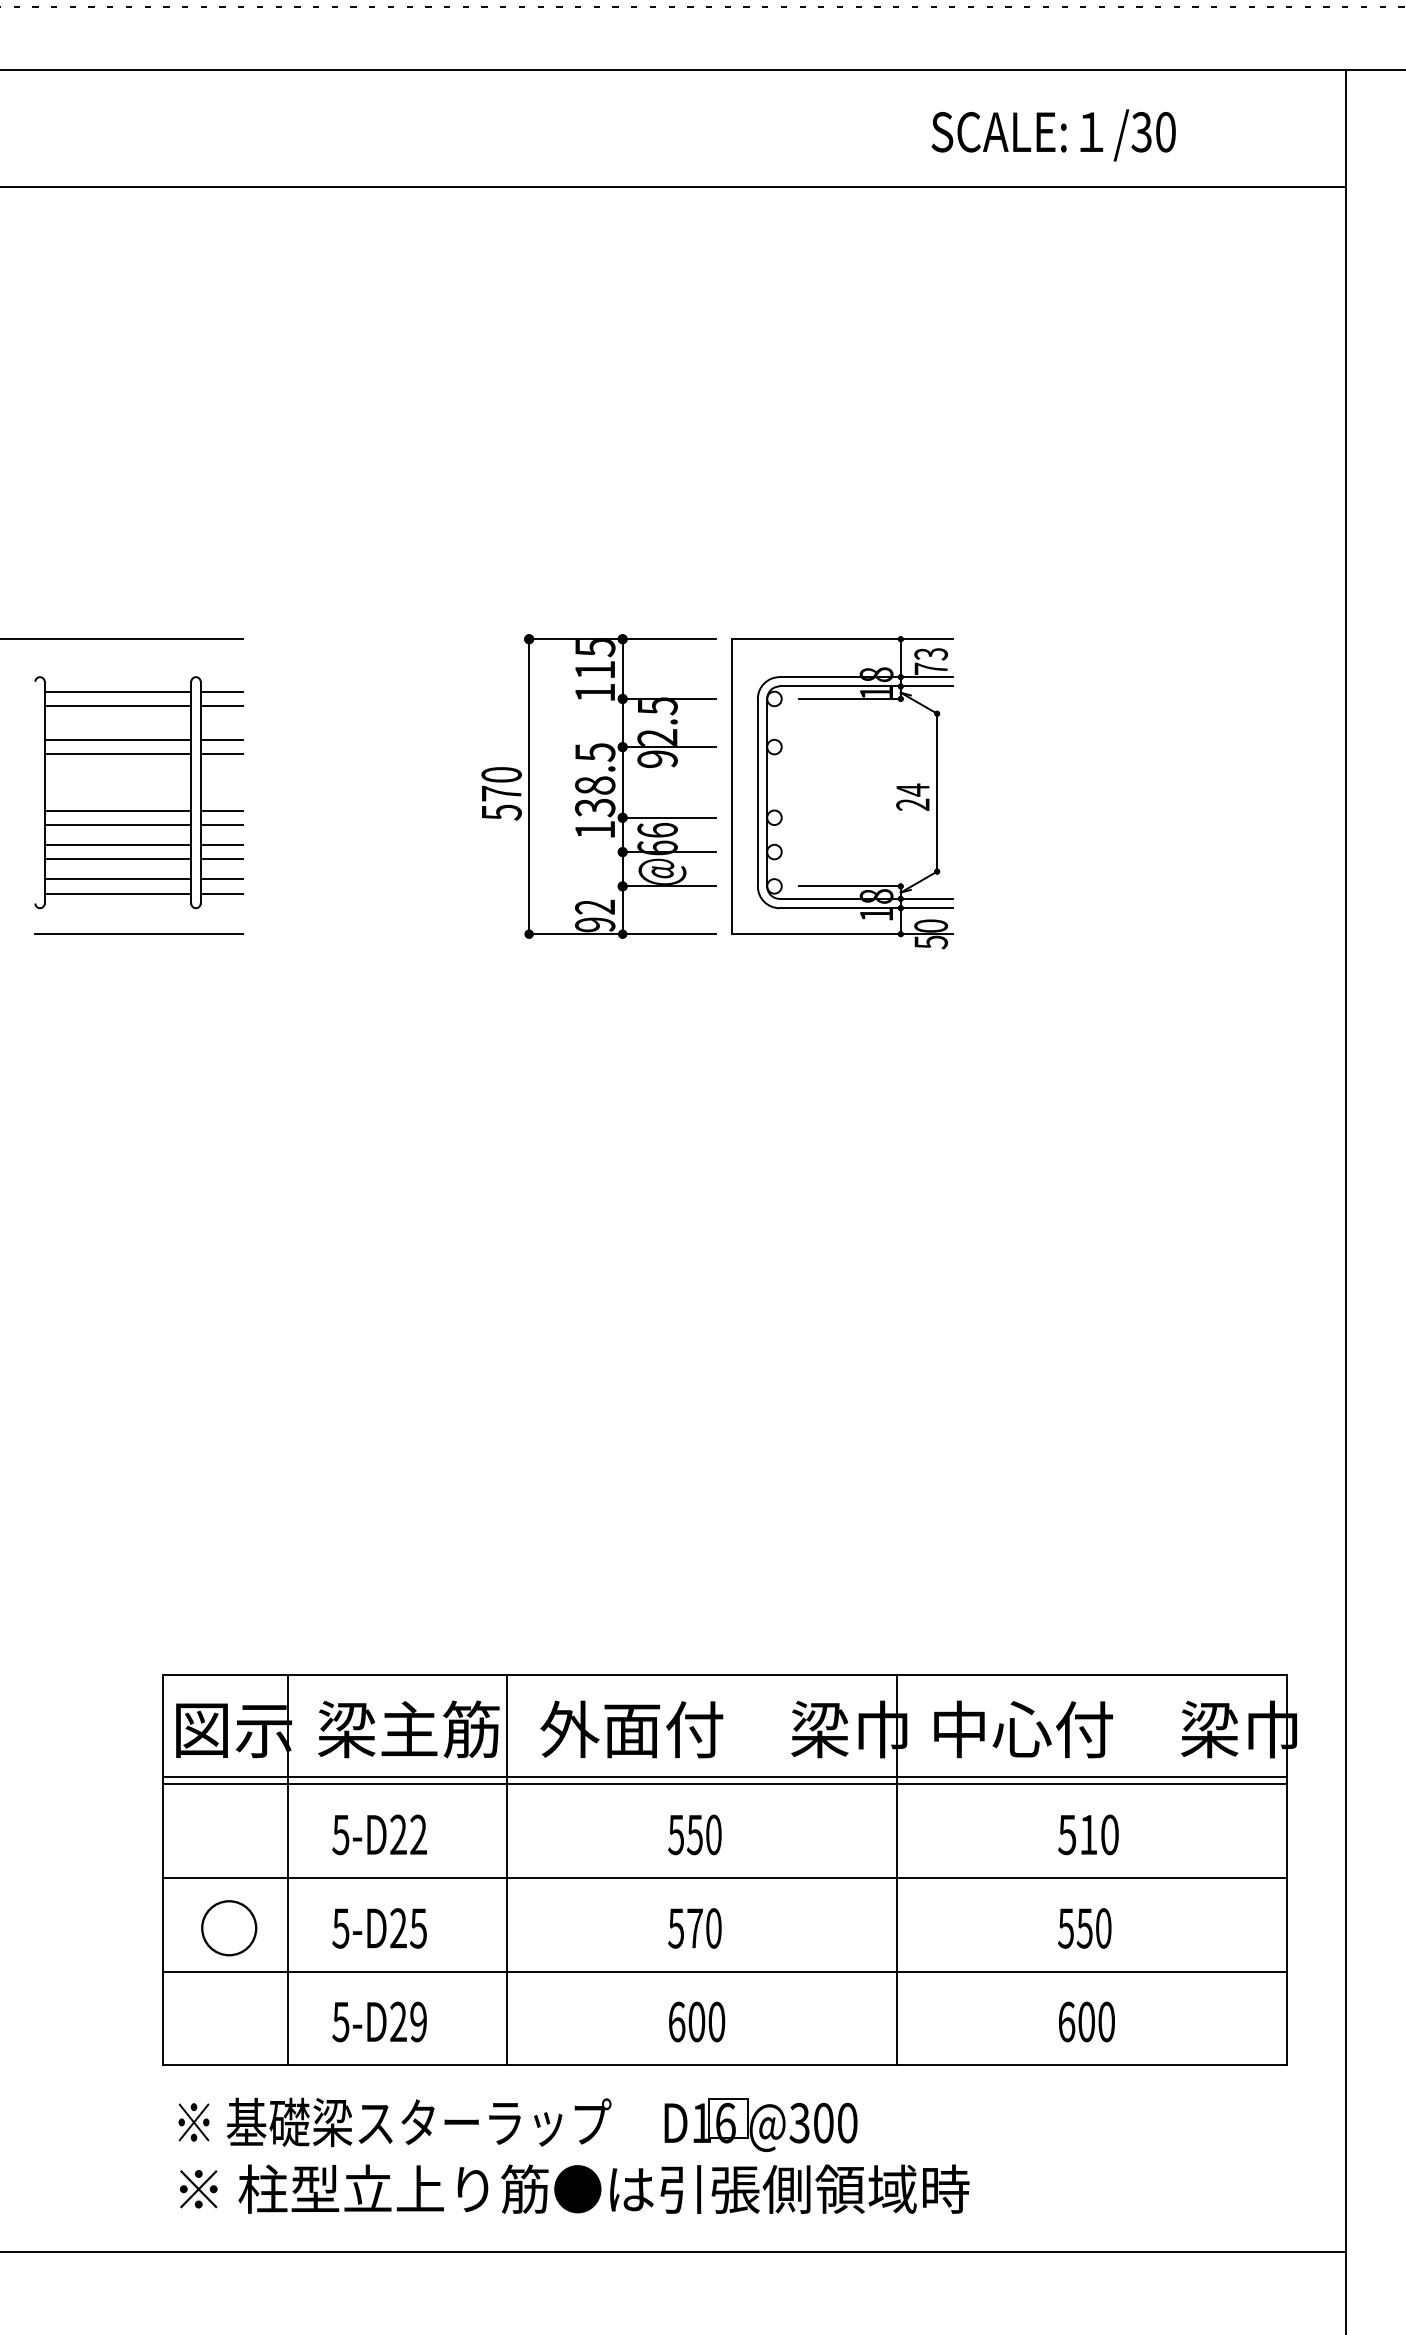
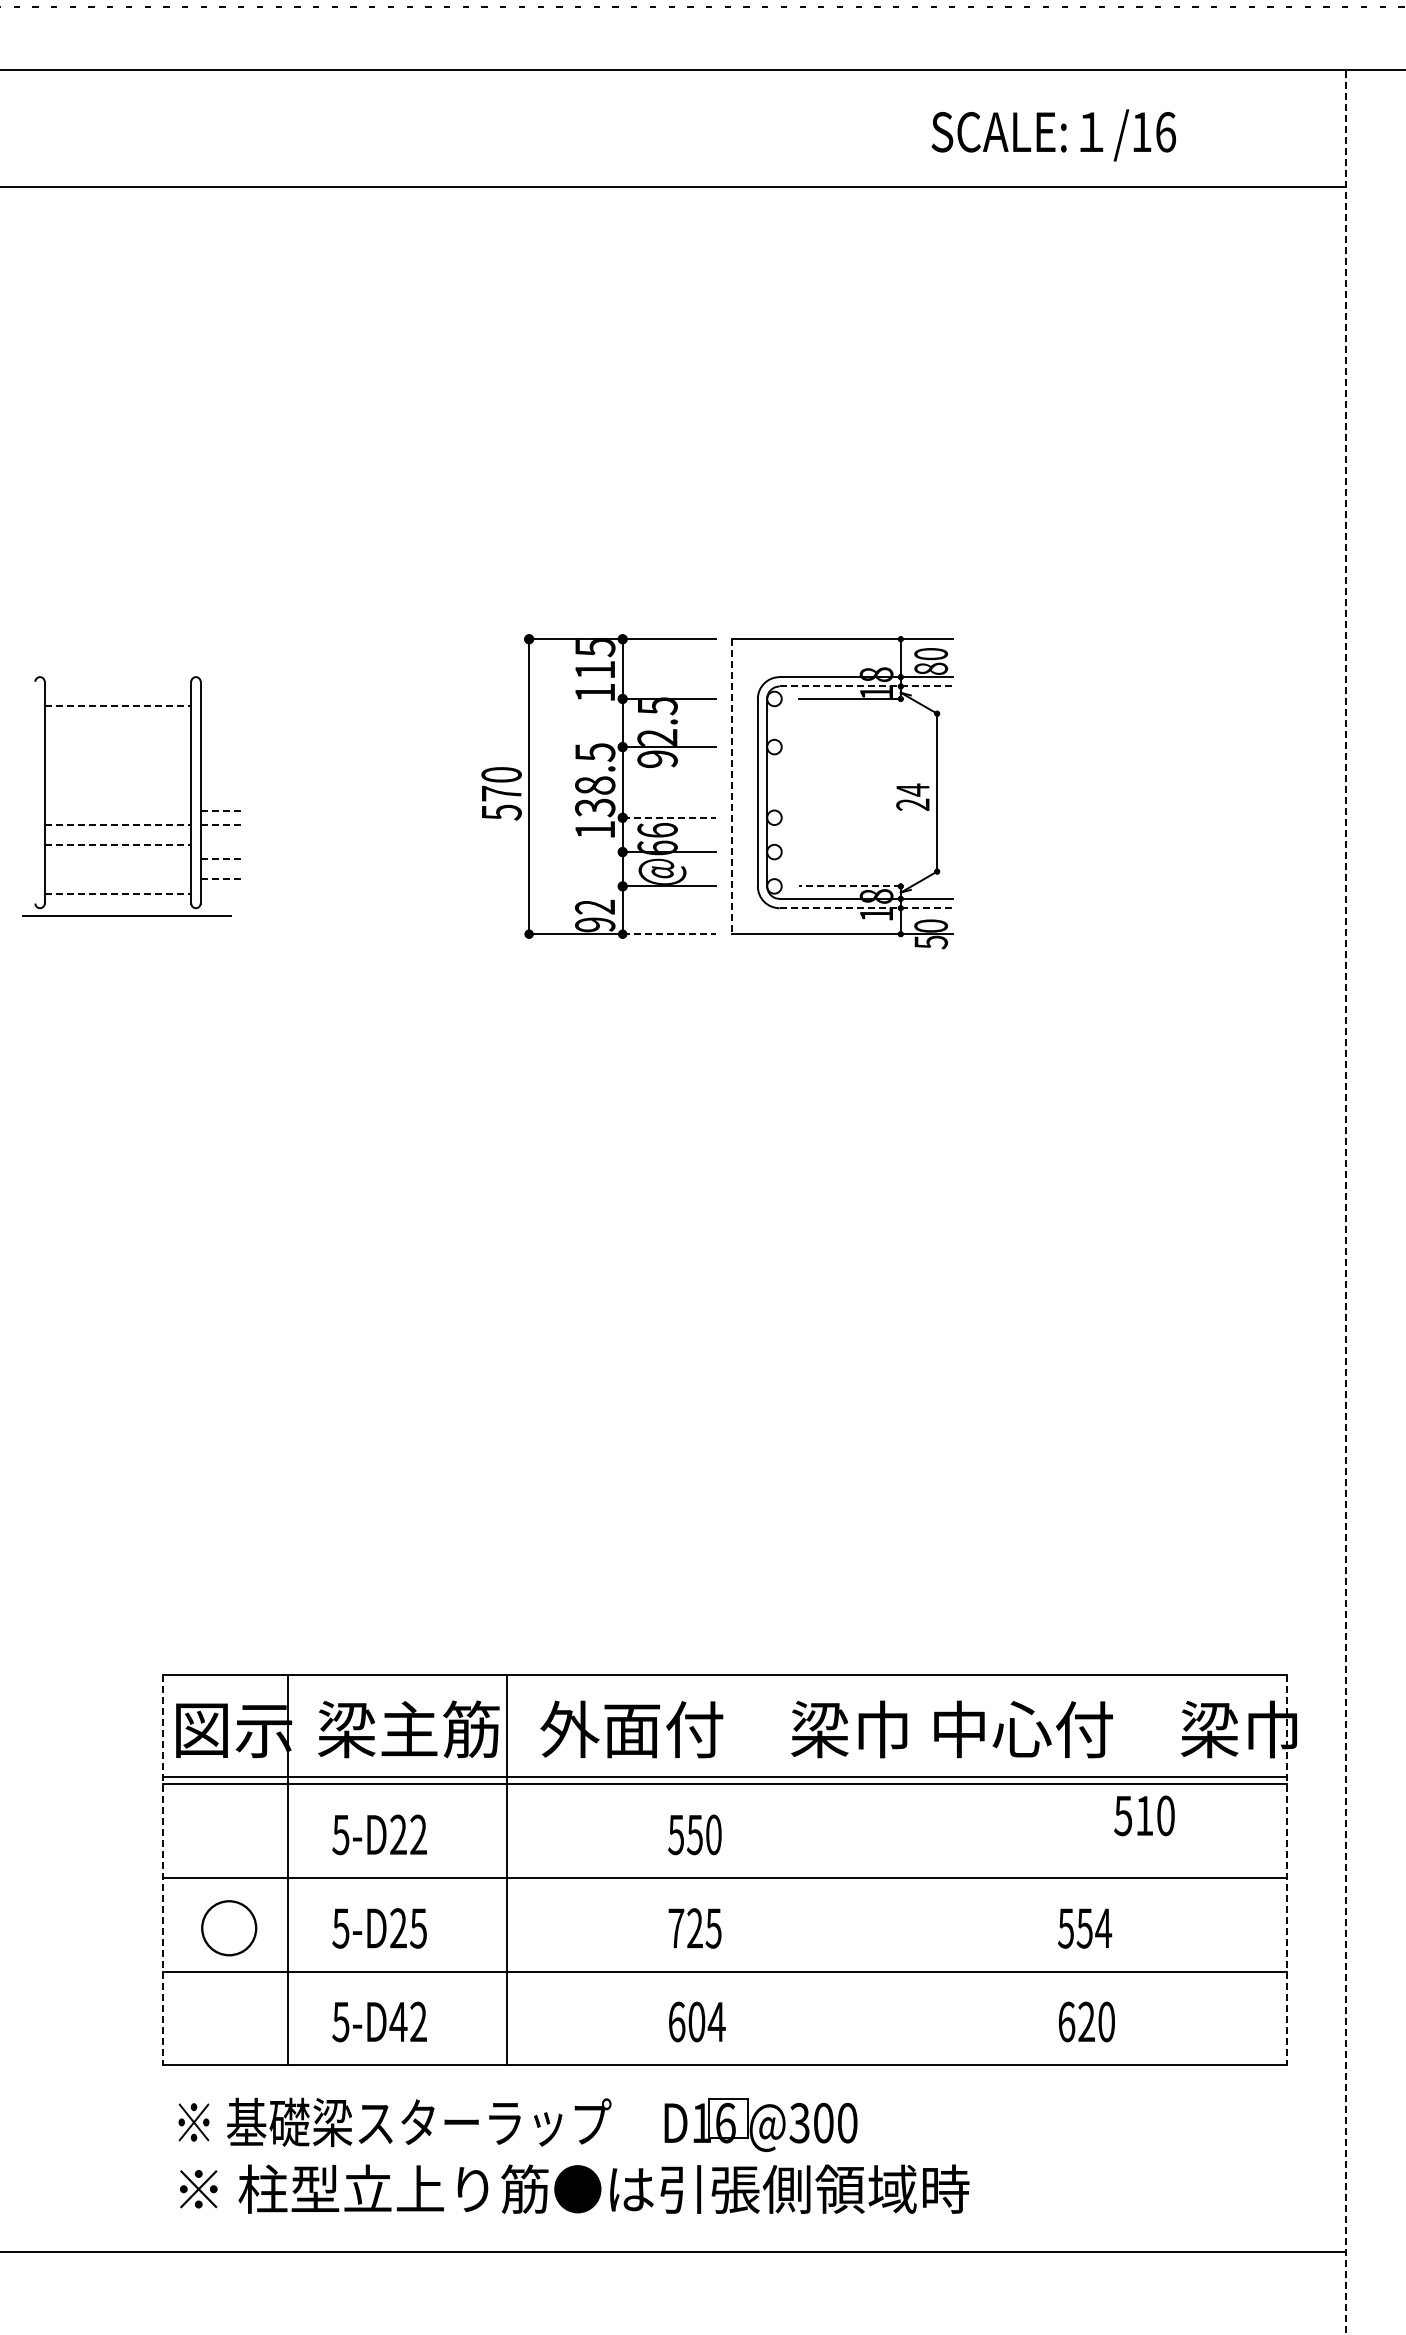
text: /30 -> /16 (1153, 132)
line: present -> none (122, 639)
text: 73 -> 80 (931, 661)
line: solid -> dashed (866, 686)
line: present -> none (117, 691)
line: present -> none (221, 691)
line: solid -> dashed (118, 706)
line: present -> none (221, 706)
line: present -> none (117, 739)
line: present -> none (221, 739)
line: present -> none (117, 754)
line: present -> none (221, 754)
line: solid -> dashed (731, 787)
line: present -> none (117, 810)
line: solid -> dashed (222, 810)
line: solid -> dashed (669, 817)
line: solid -> dashed (118, 825)
line: solid -> dashed (222, 825)
line: solid -> dashed (118, 844)
line: present -> none (221, 844)
line: present -> none (117, 859)
line: solid -> dashed (222, 859)
line: present -> none (117, 879)
line: solid -> dashed (222, 879)
line: solid -> dashed (849, 886)
line: solid -> dashed (118, 893)
line: present -> none (221, 893)
line: solid -> dashed (866, 908)
line position: (138, 933) -> (126, 915) (126, 915)
line: solid -> dashed (669, 934)
line: solid -> dashed (1345, 1201)
text position: (1088, 1834) -> (1144, 1815) (1144, 1815)
line: solid -> dashed (162, 1870)
line: present -> none (897, 1870)
line: solid -> dashed (1286, 1870)
text: 570 -> 725 (694, 1928)
text: 550 -> 554 (1103, 1928)
text: 5-D29 -> 5-D42 (407, 2021)
text: 600 -> 604 (716, 2021)
text: 600 -> 620 (1086, 2021)
